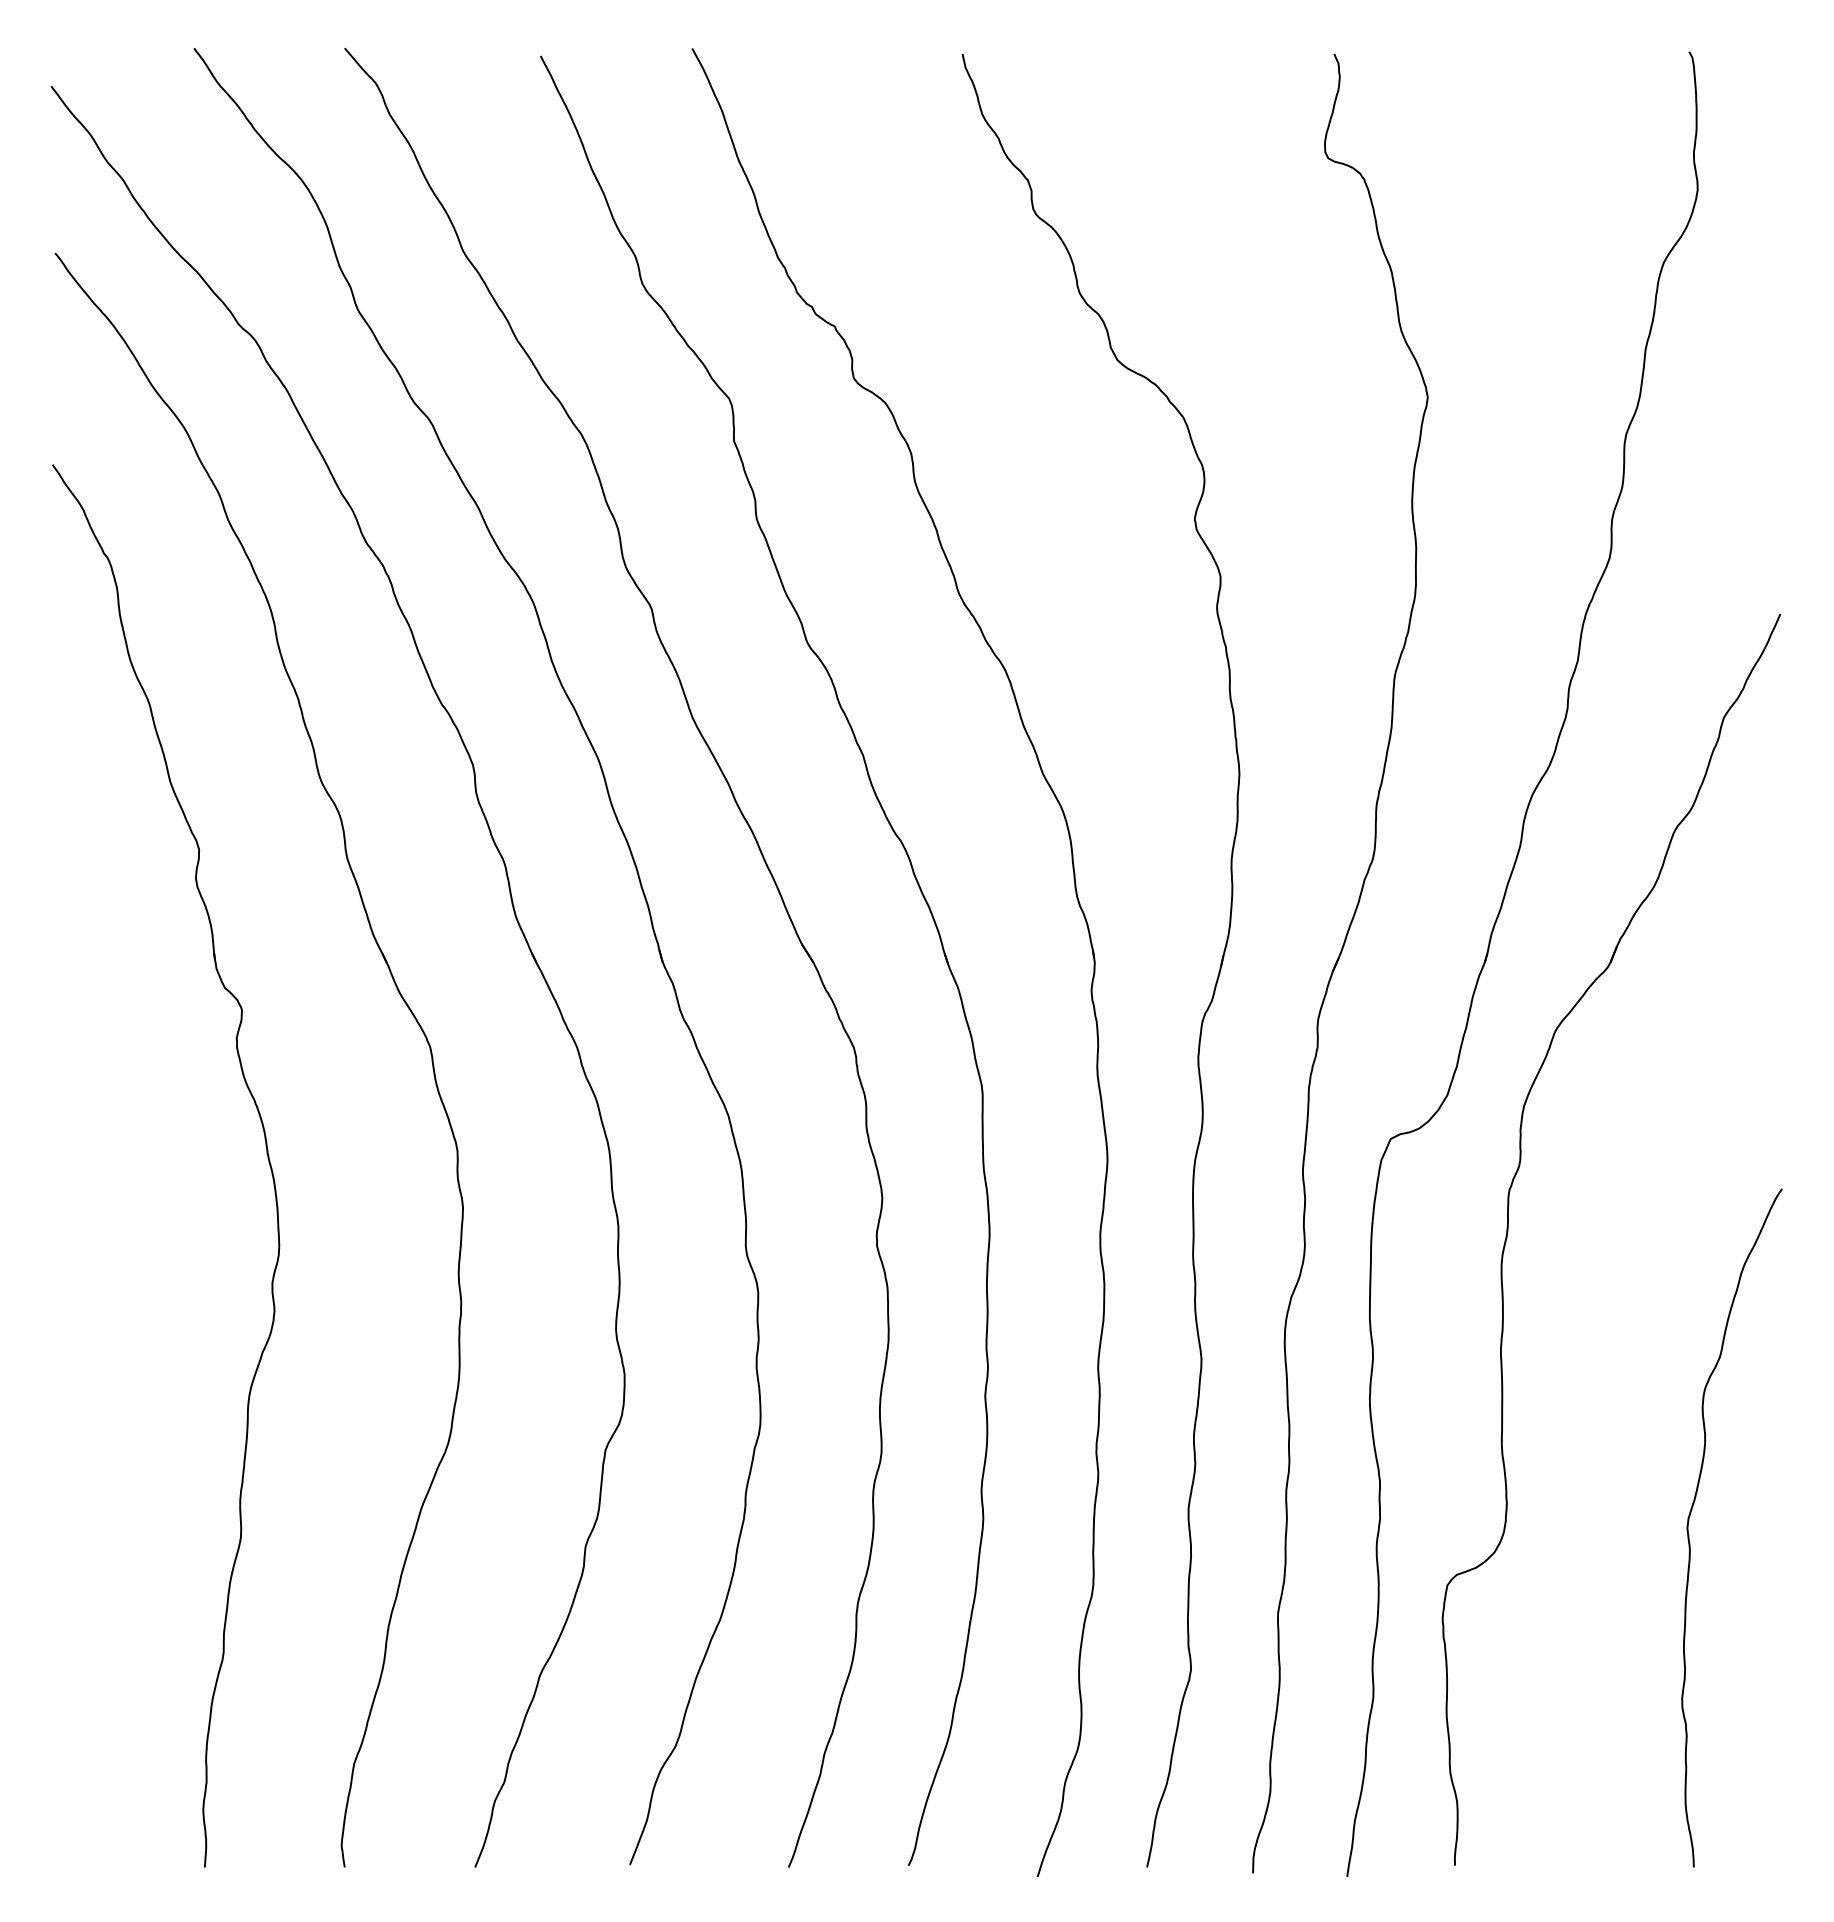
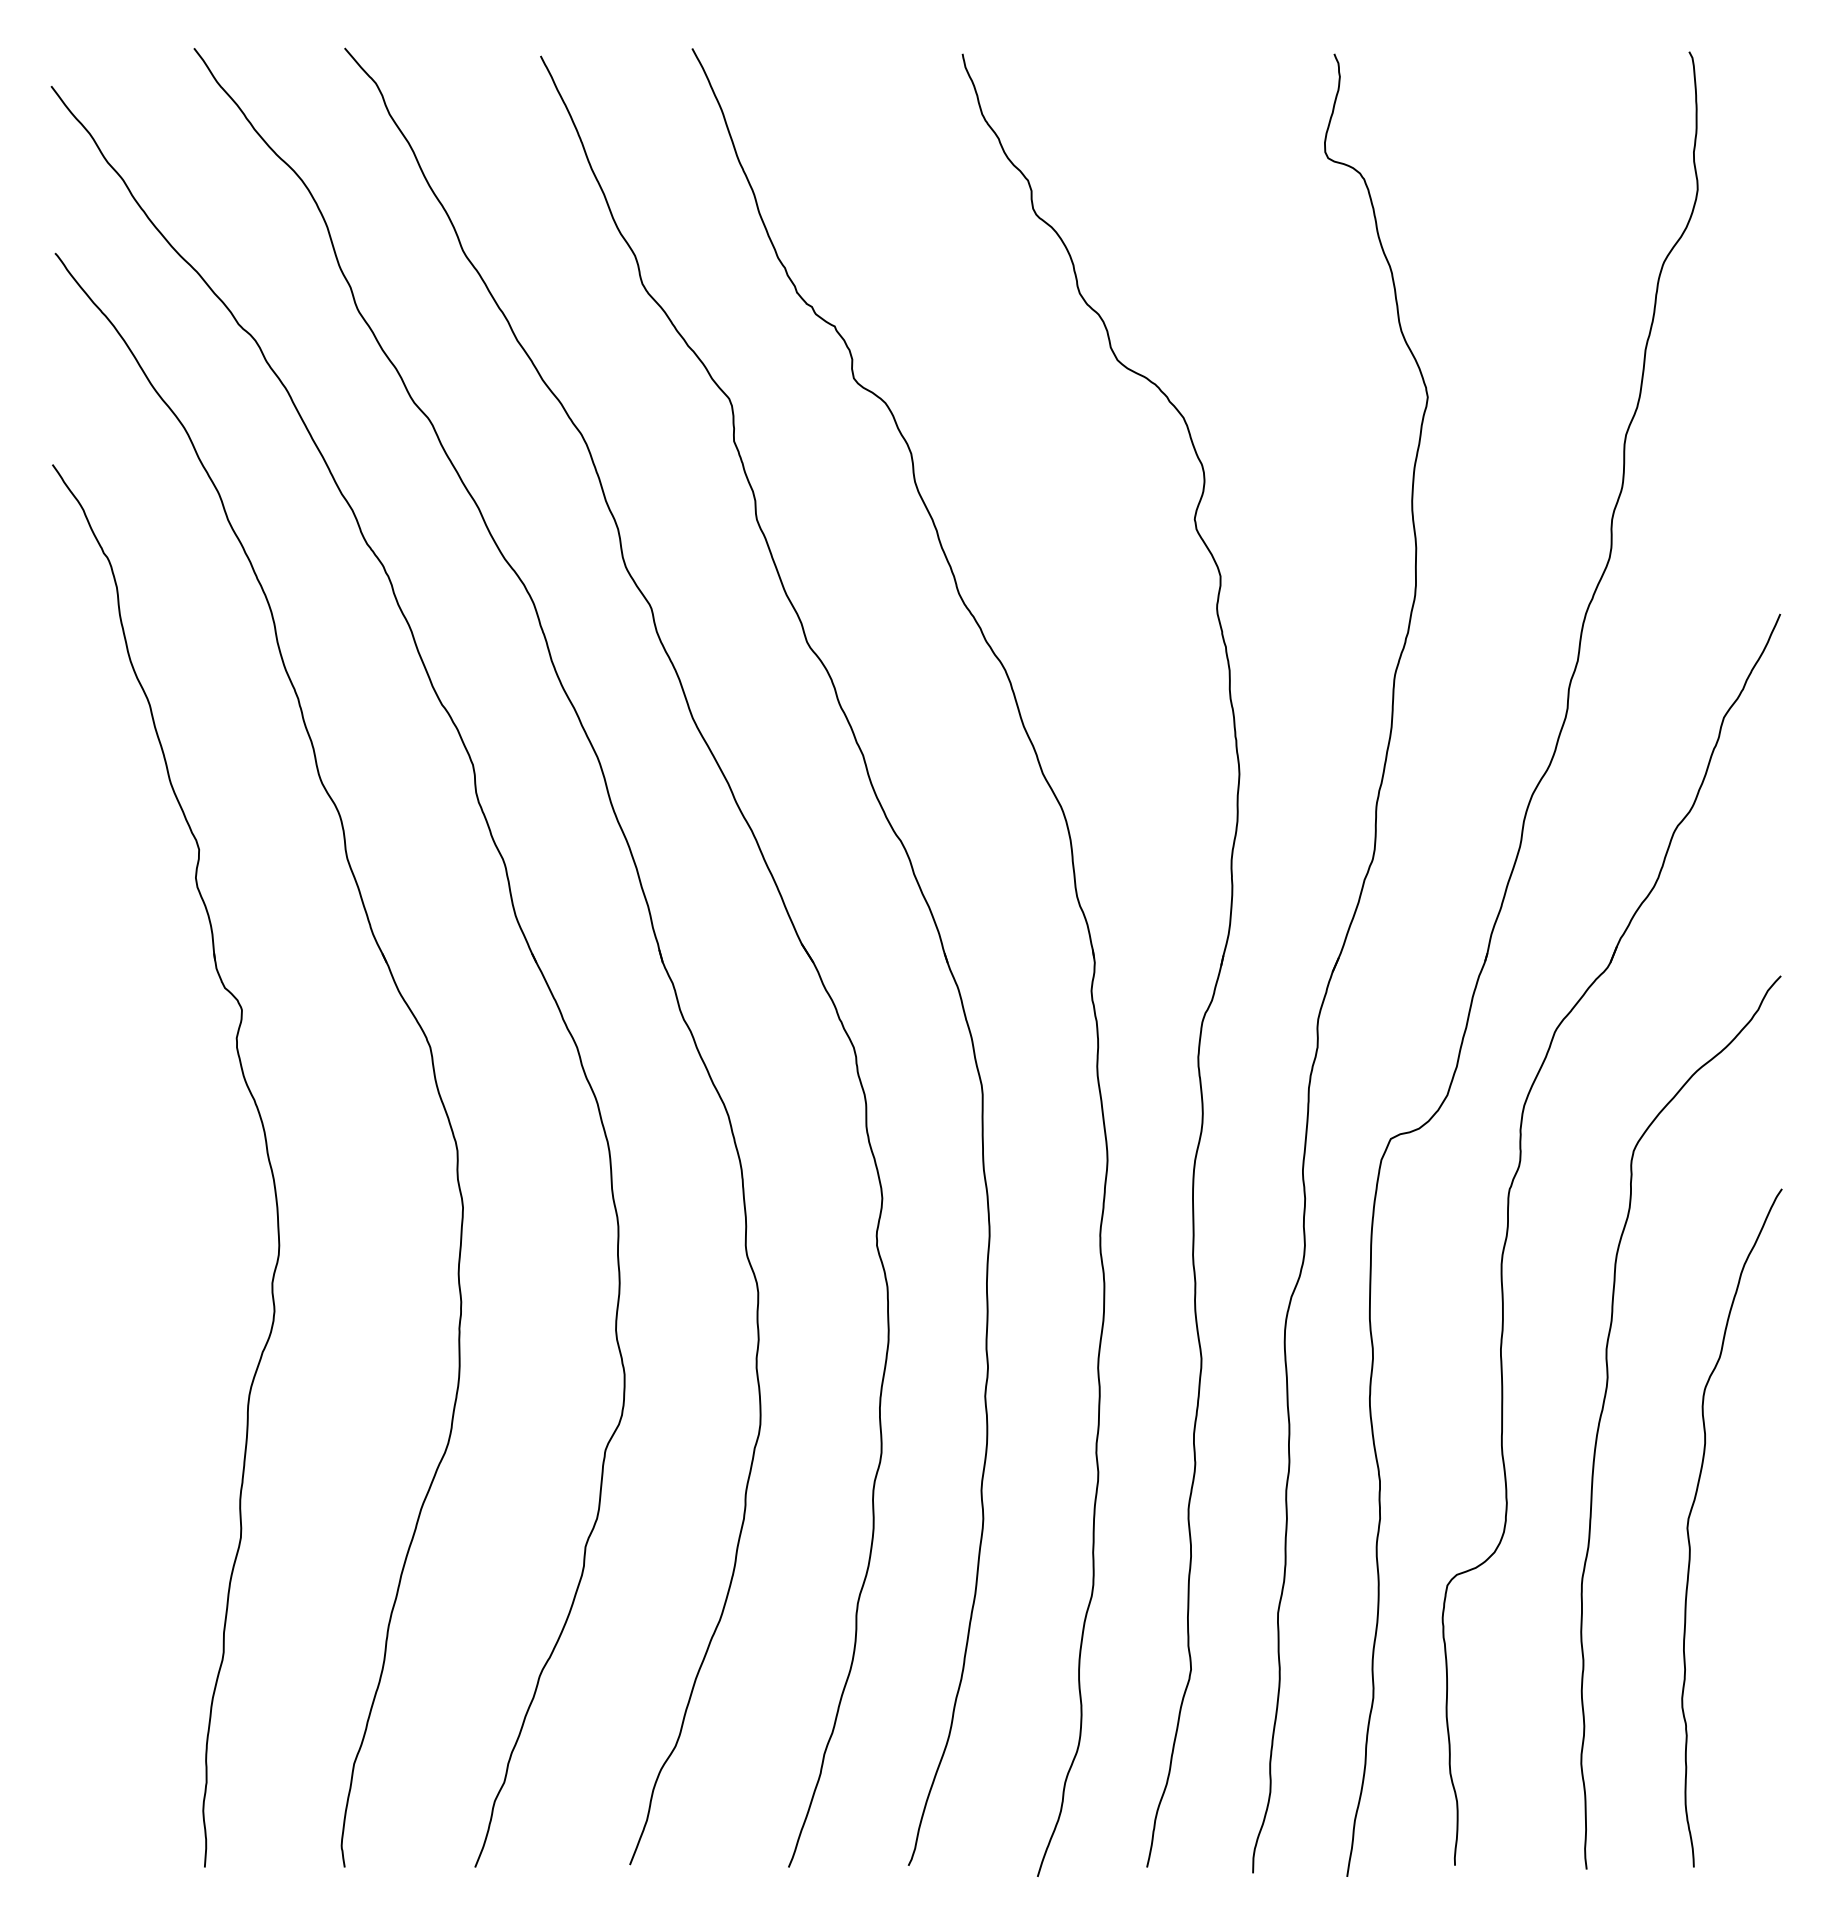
curve: none -> present (1604, 1405)
